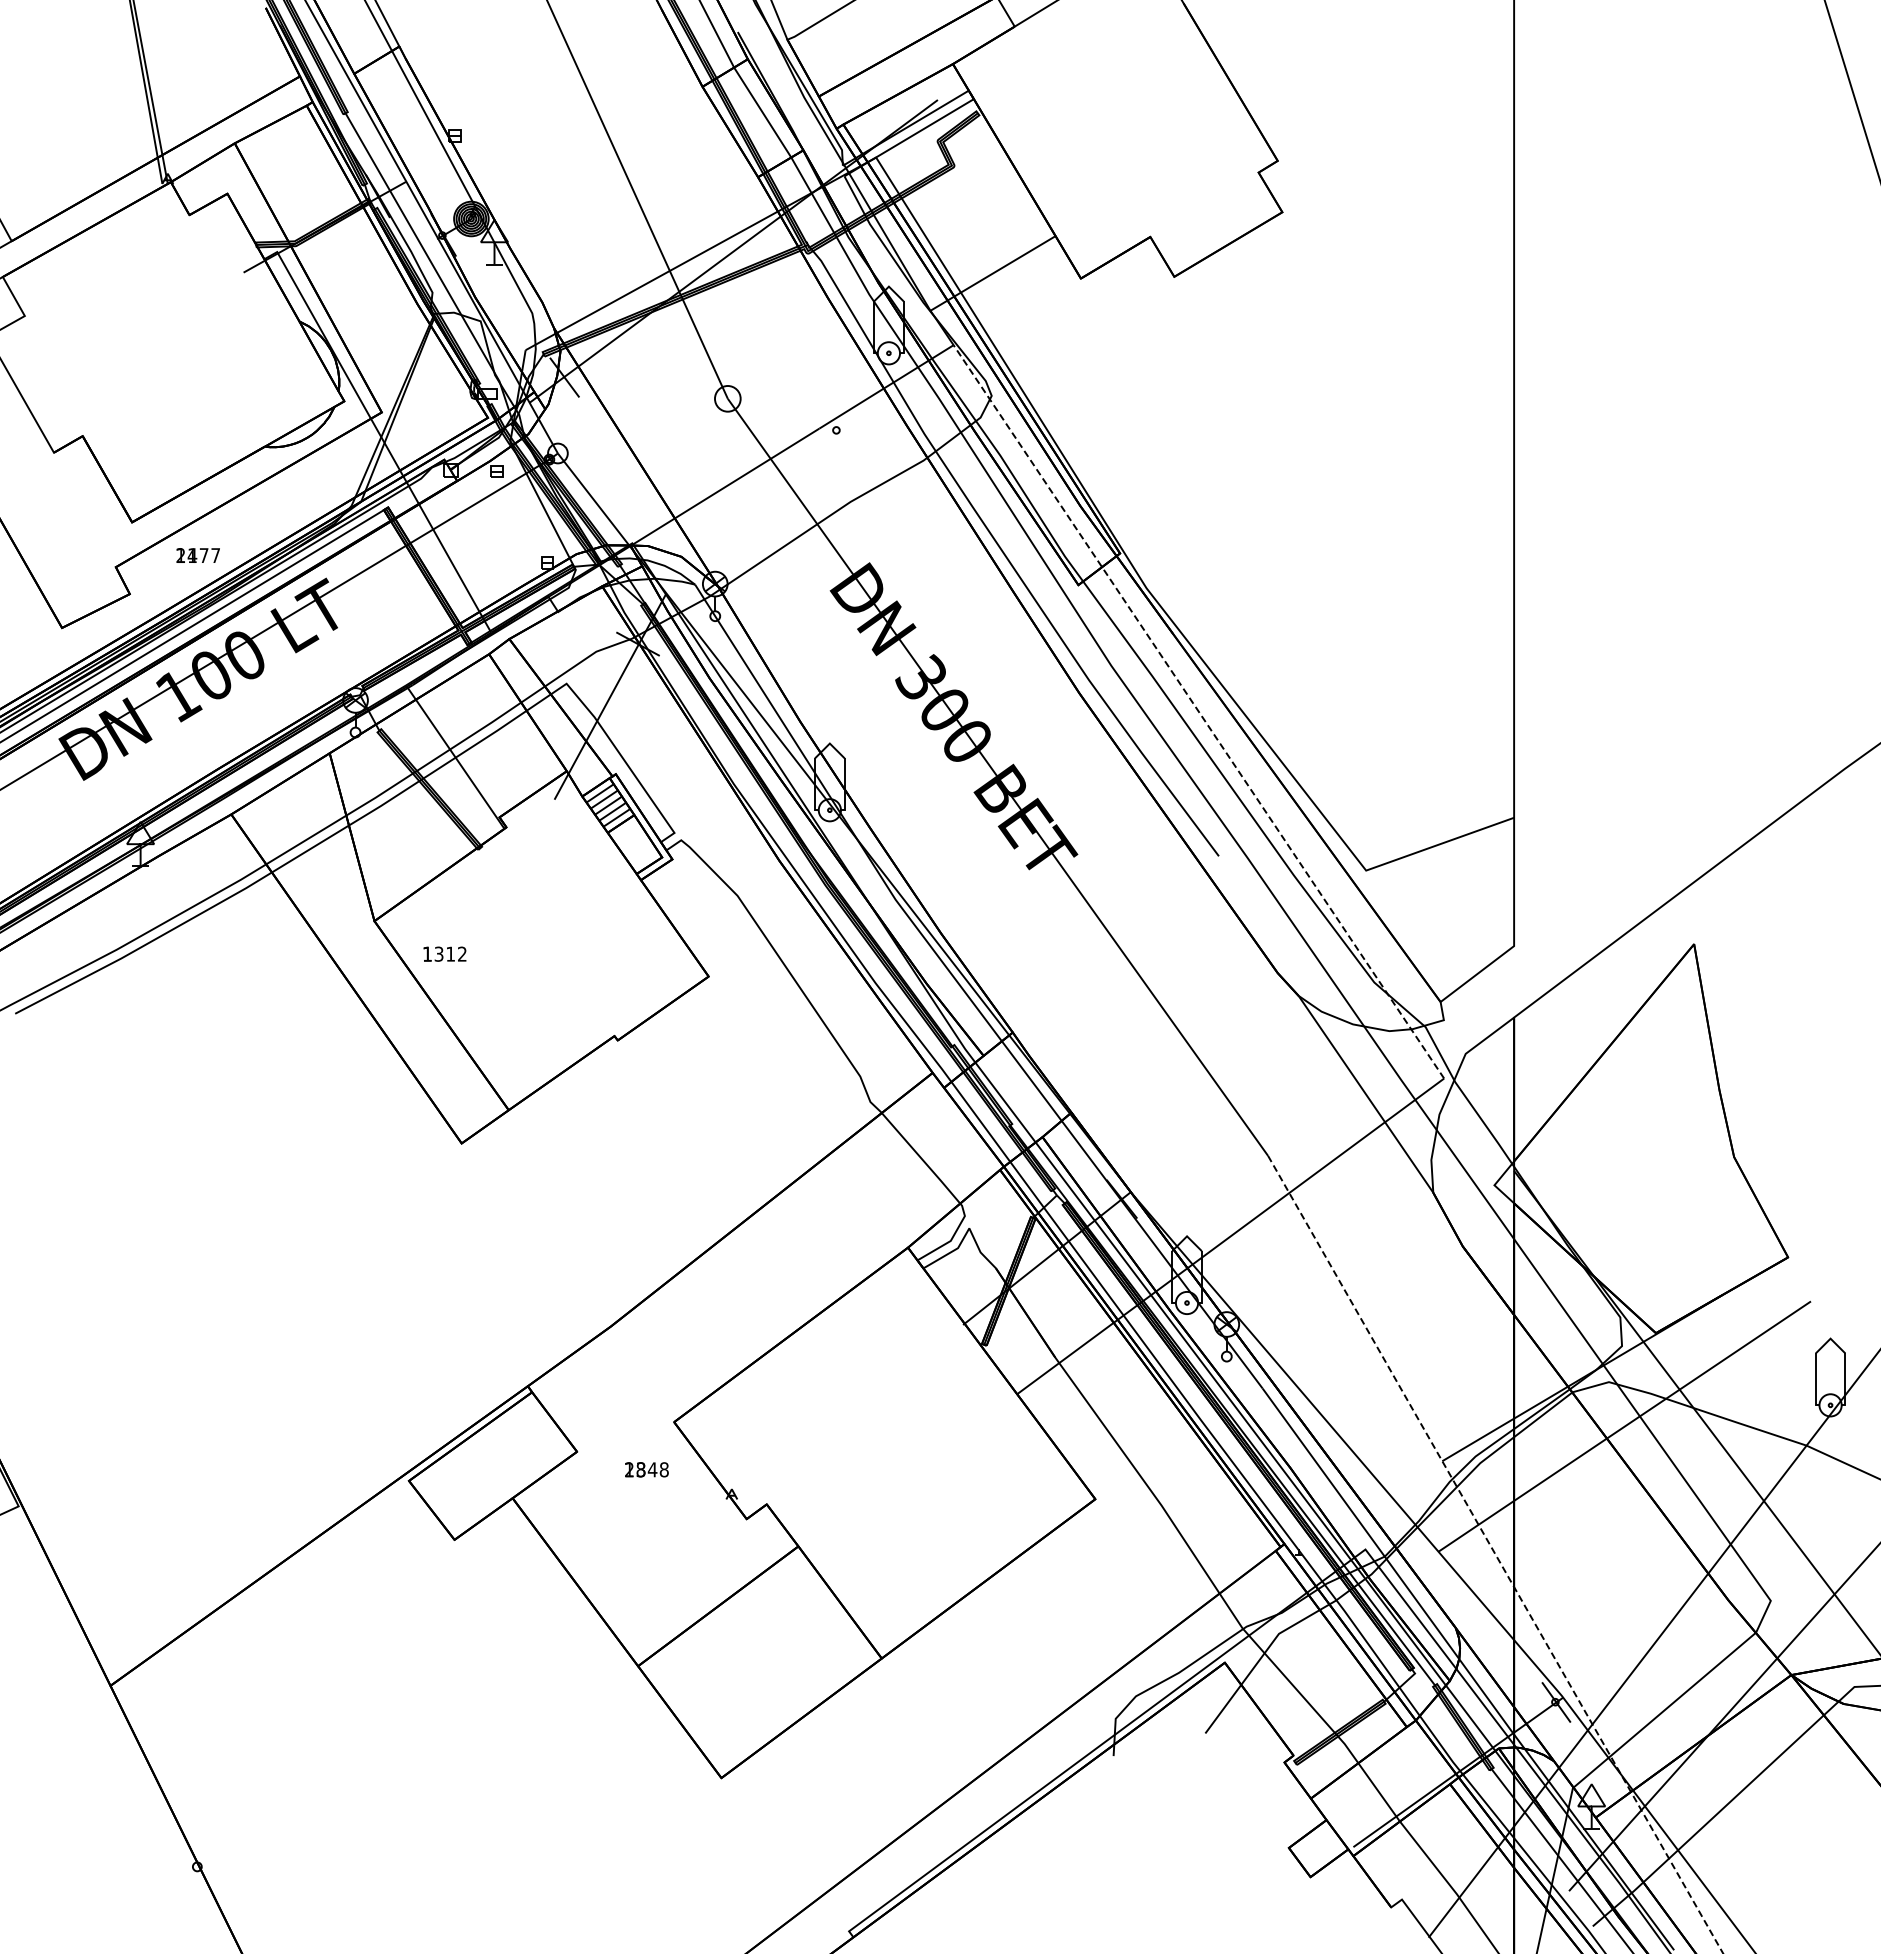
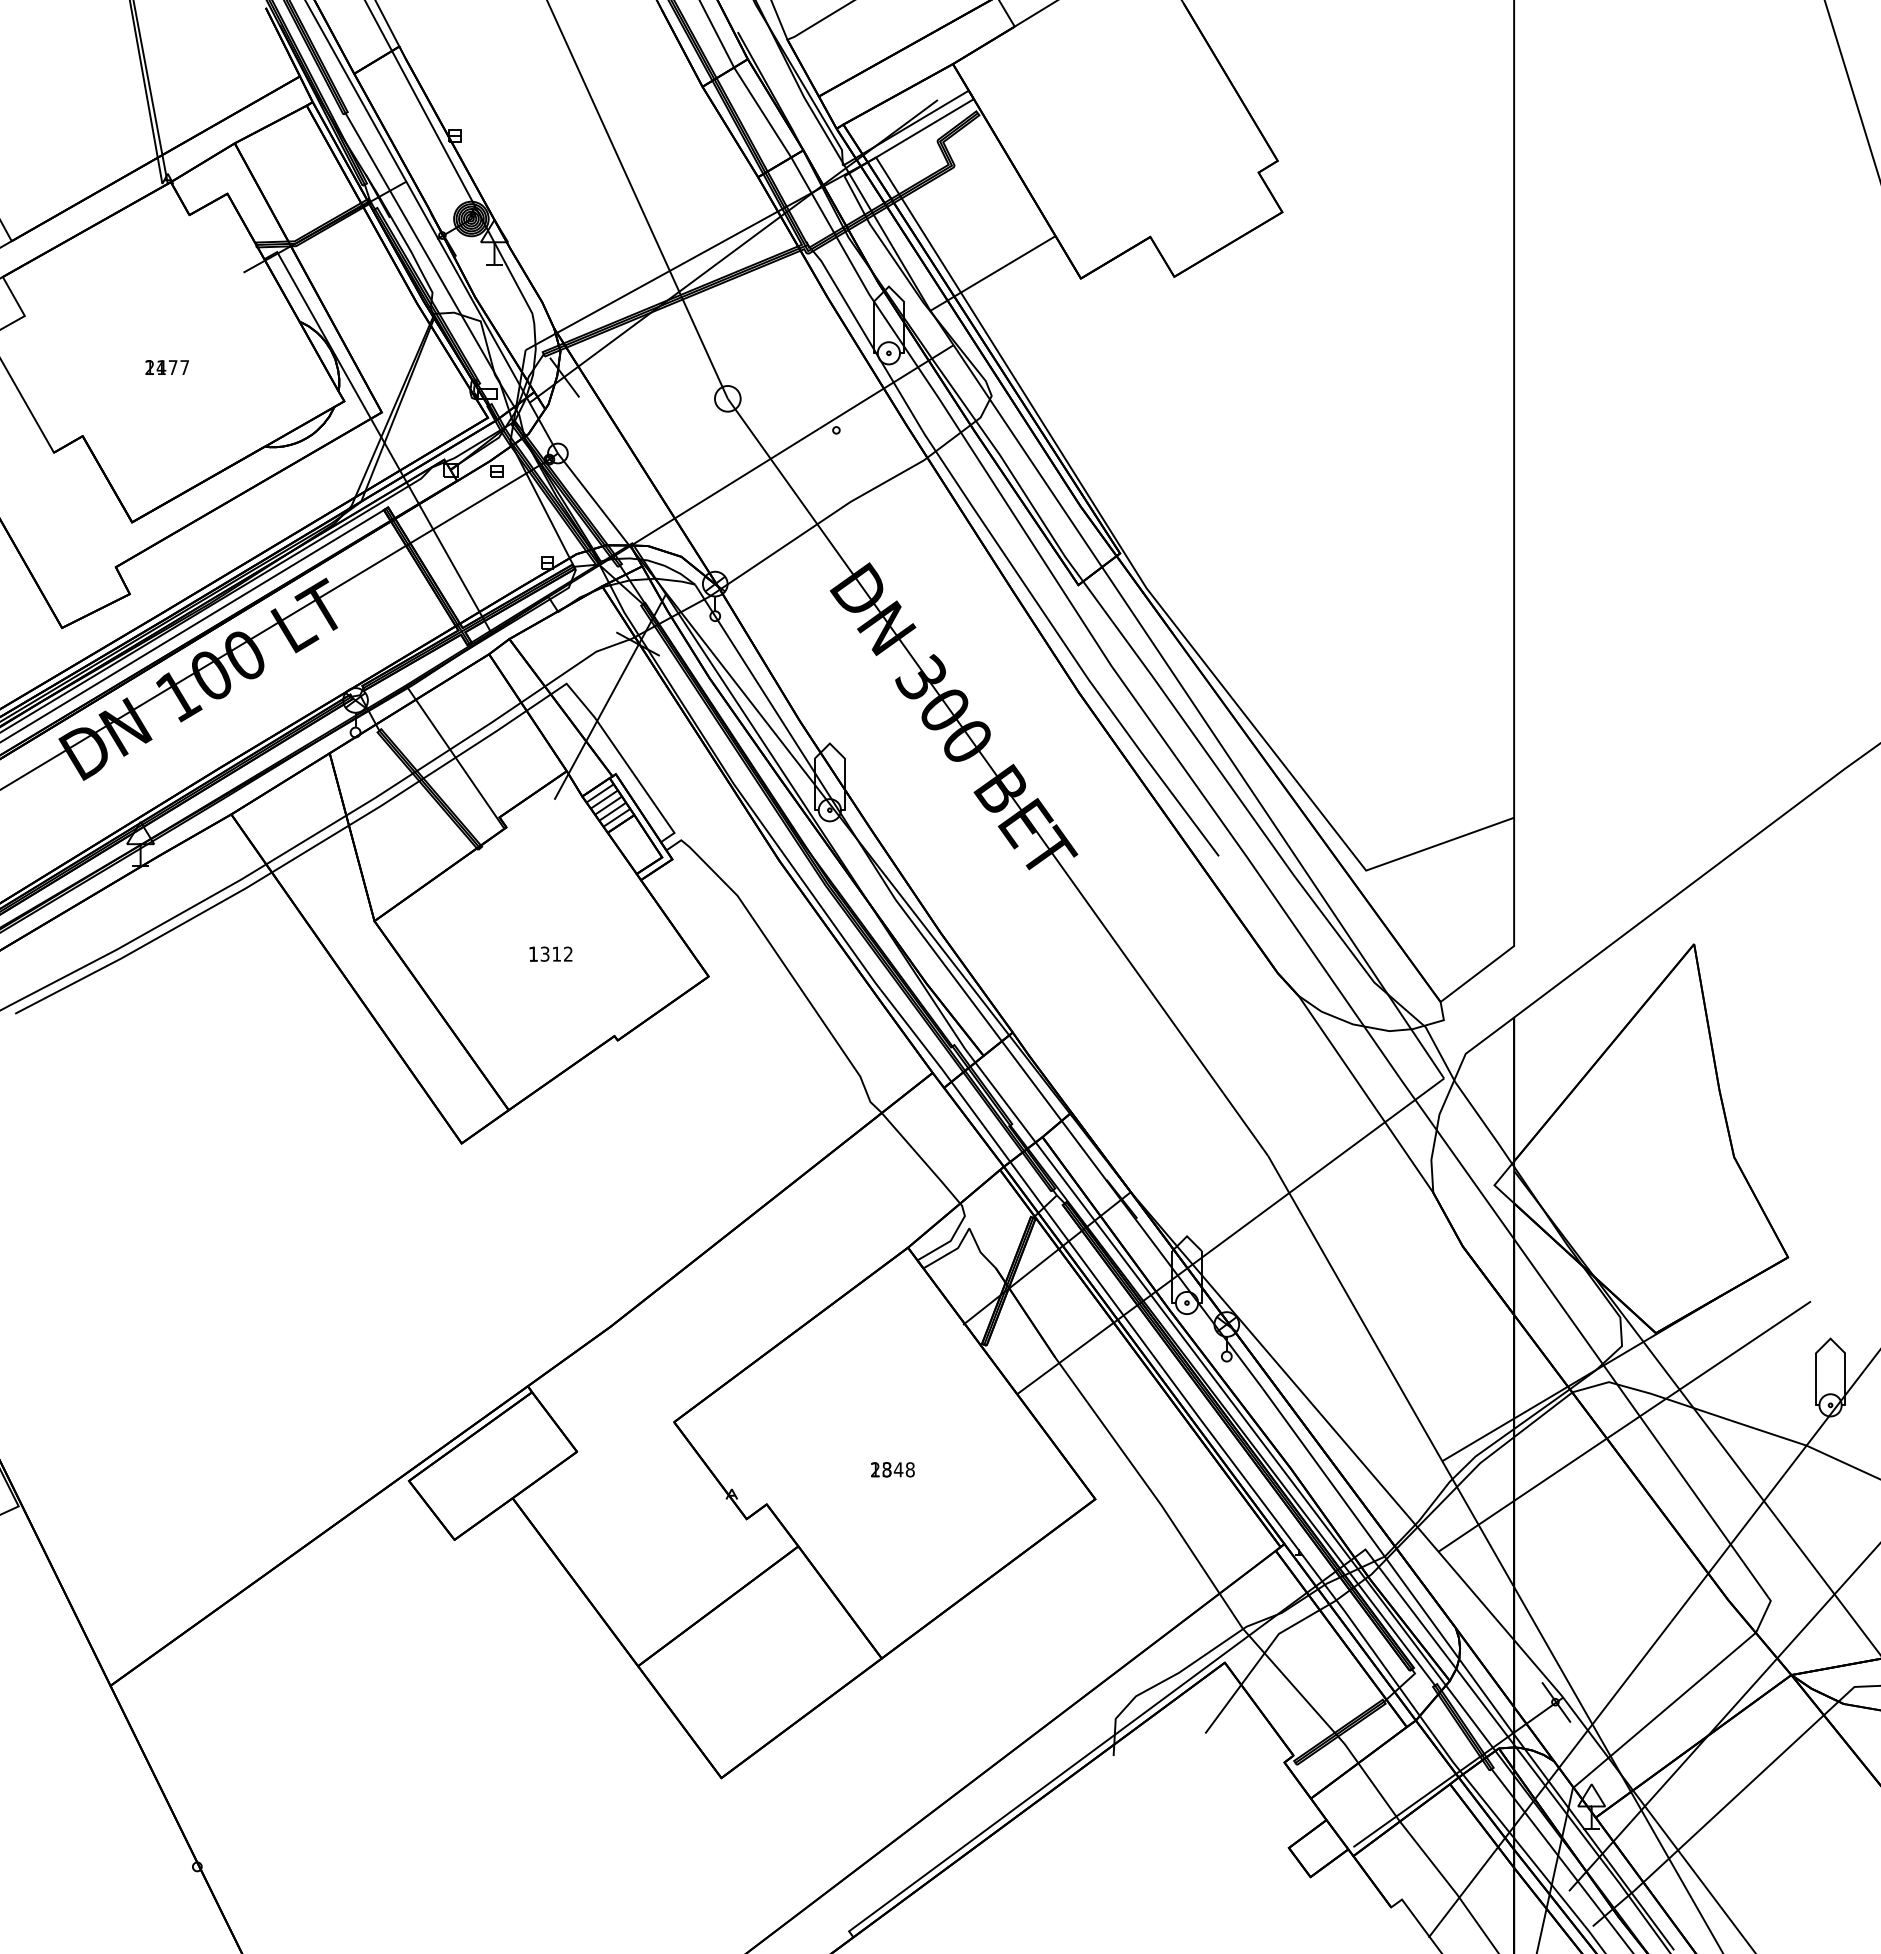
text position: (197, 555) -> (166, 367) (166, 367)
line: dashed -> solid (1198, 711)
text position: (444, 953) -> (550, 953) (550, 953)
text position: (646, 1469) -> (892, 1469) (892, 1469)
line: dashed -> solid (1495, 1555)
